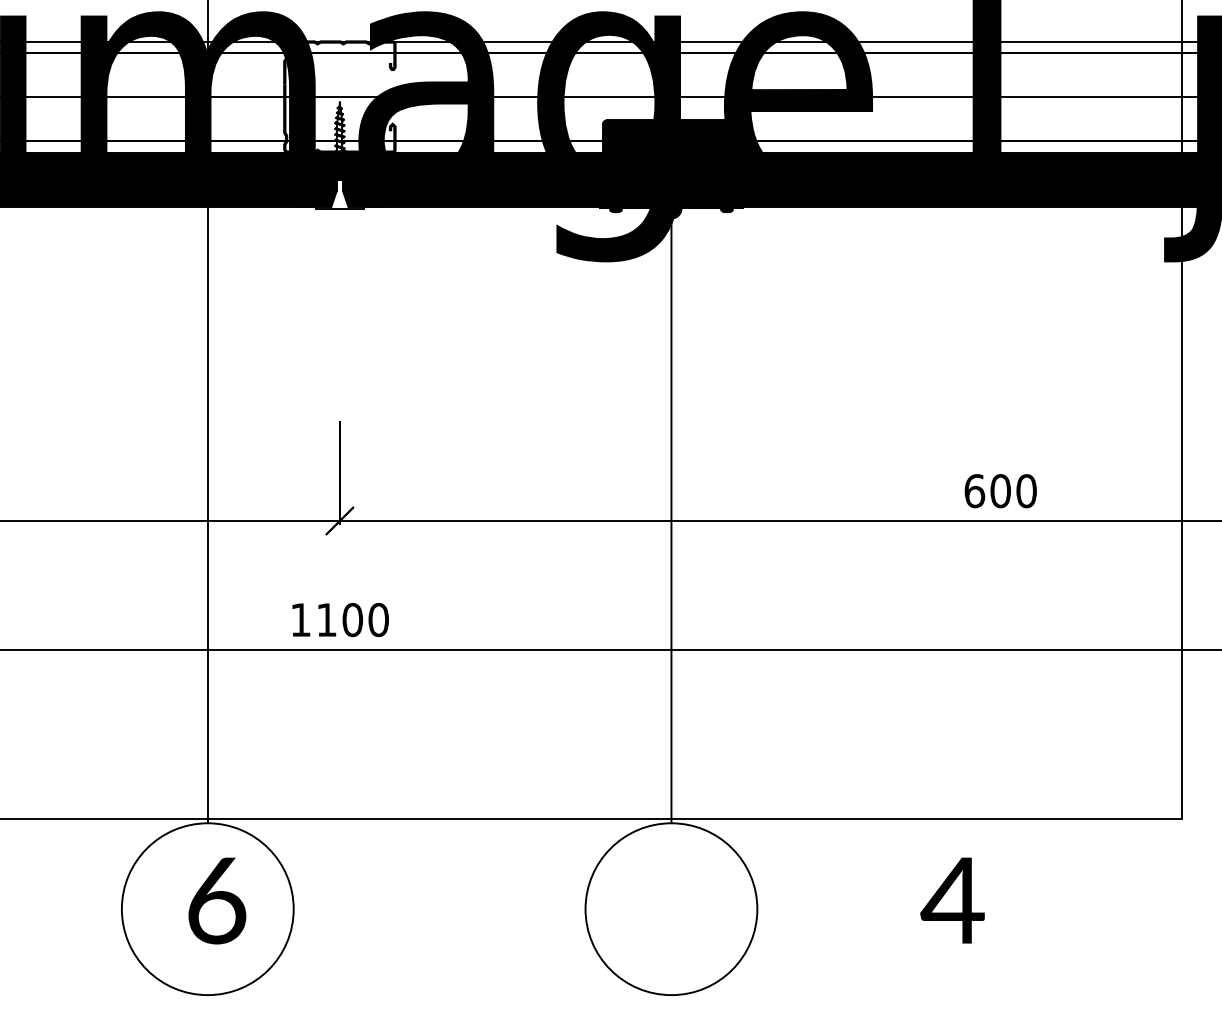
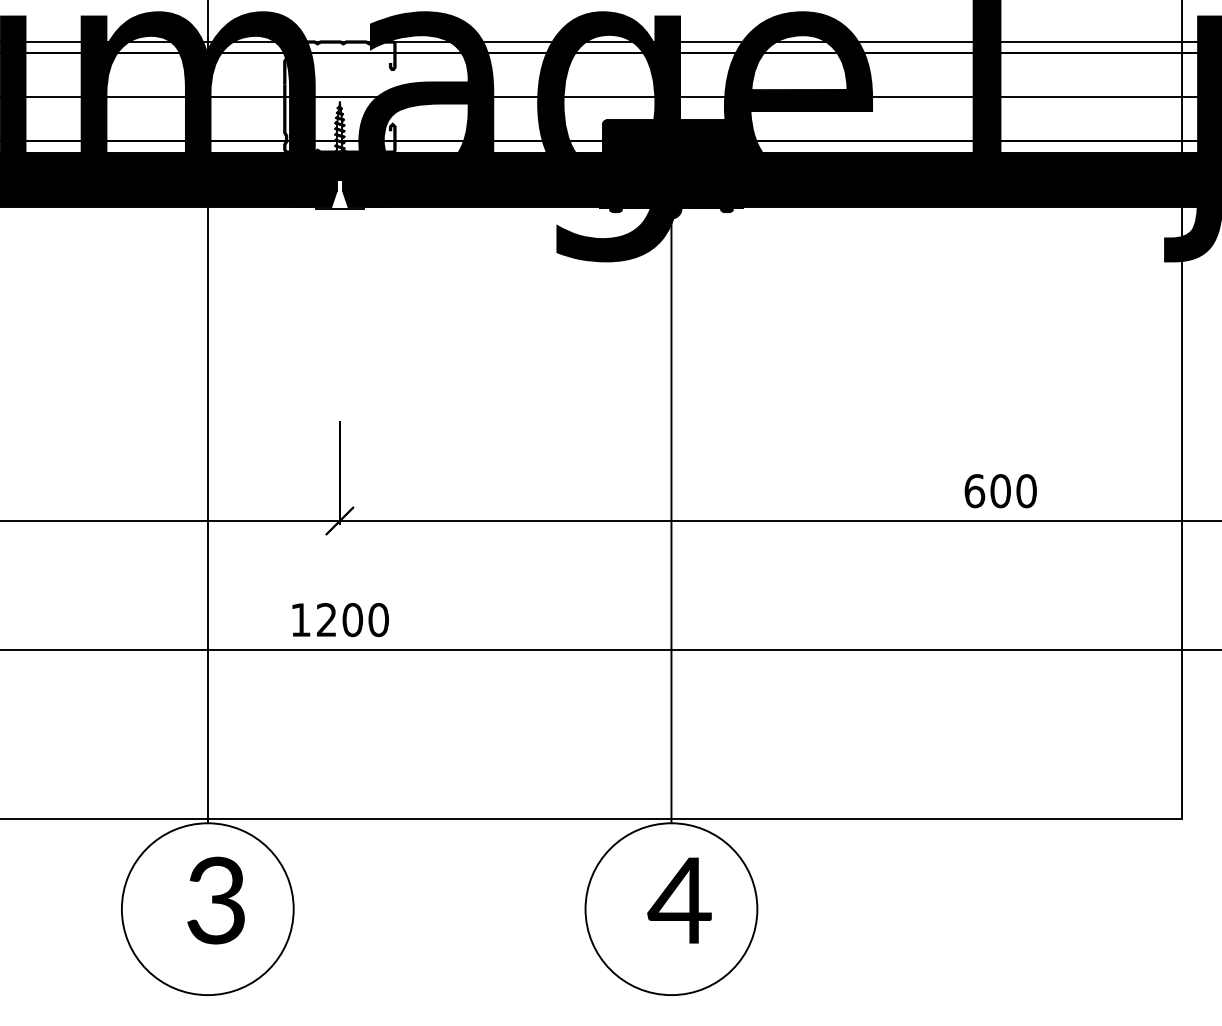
text: 1100 -> 1200 (326, 619)
text: 6 -> 3 (216, 900)
text position: (952, 900) -> (679, 900) (679, 900)
